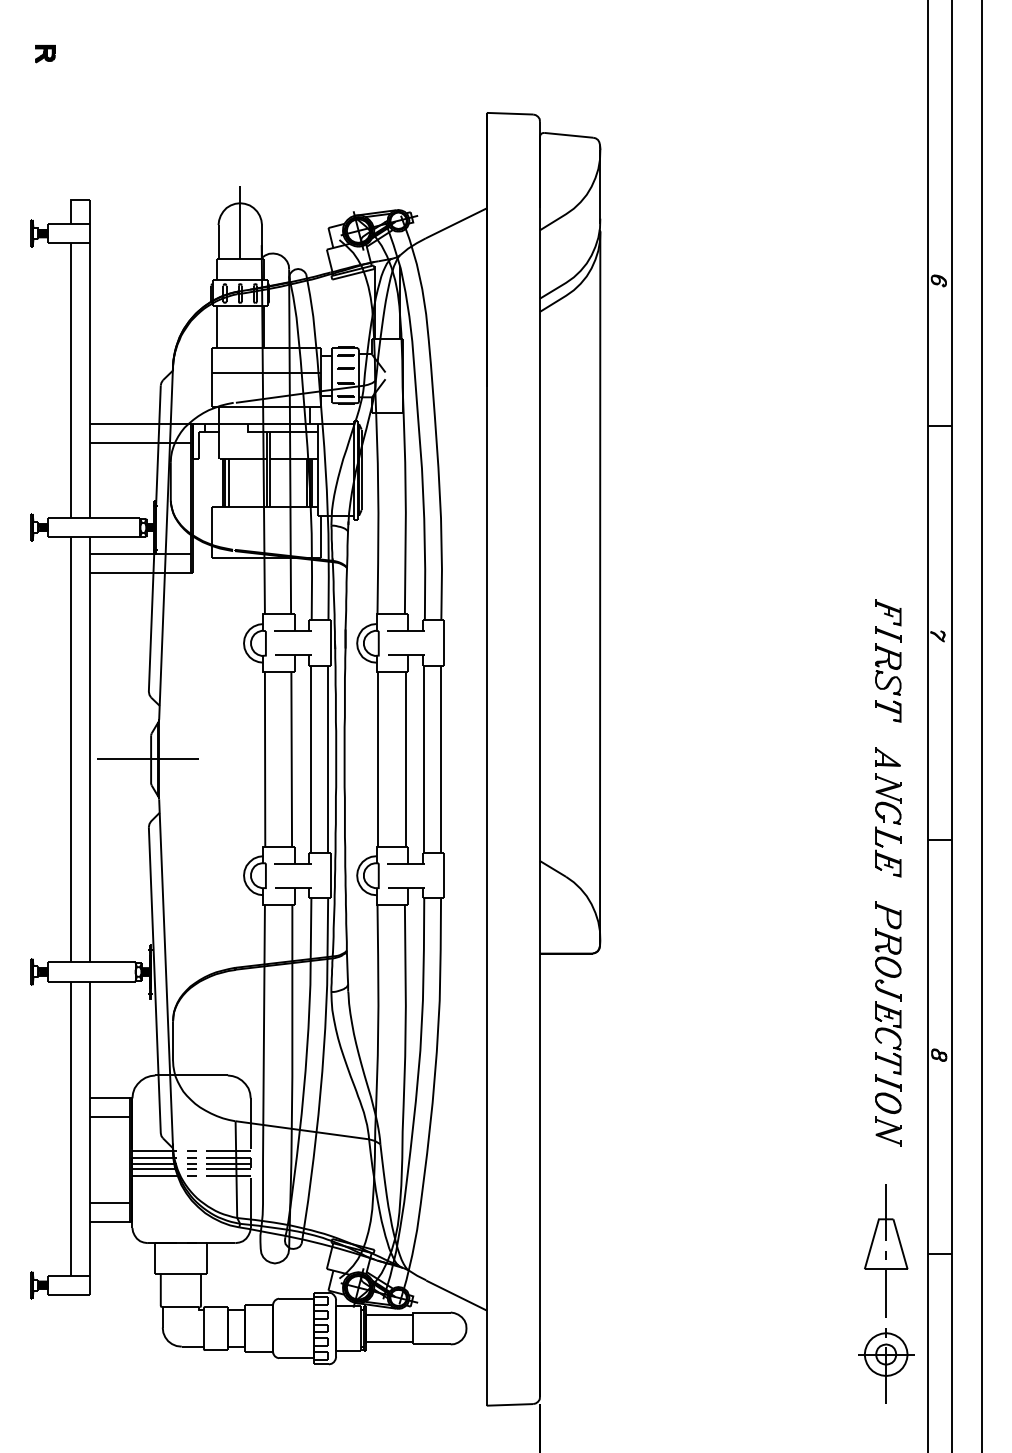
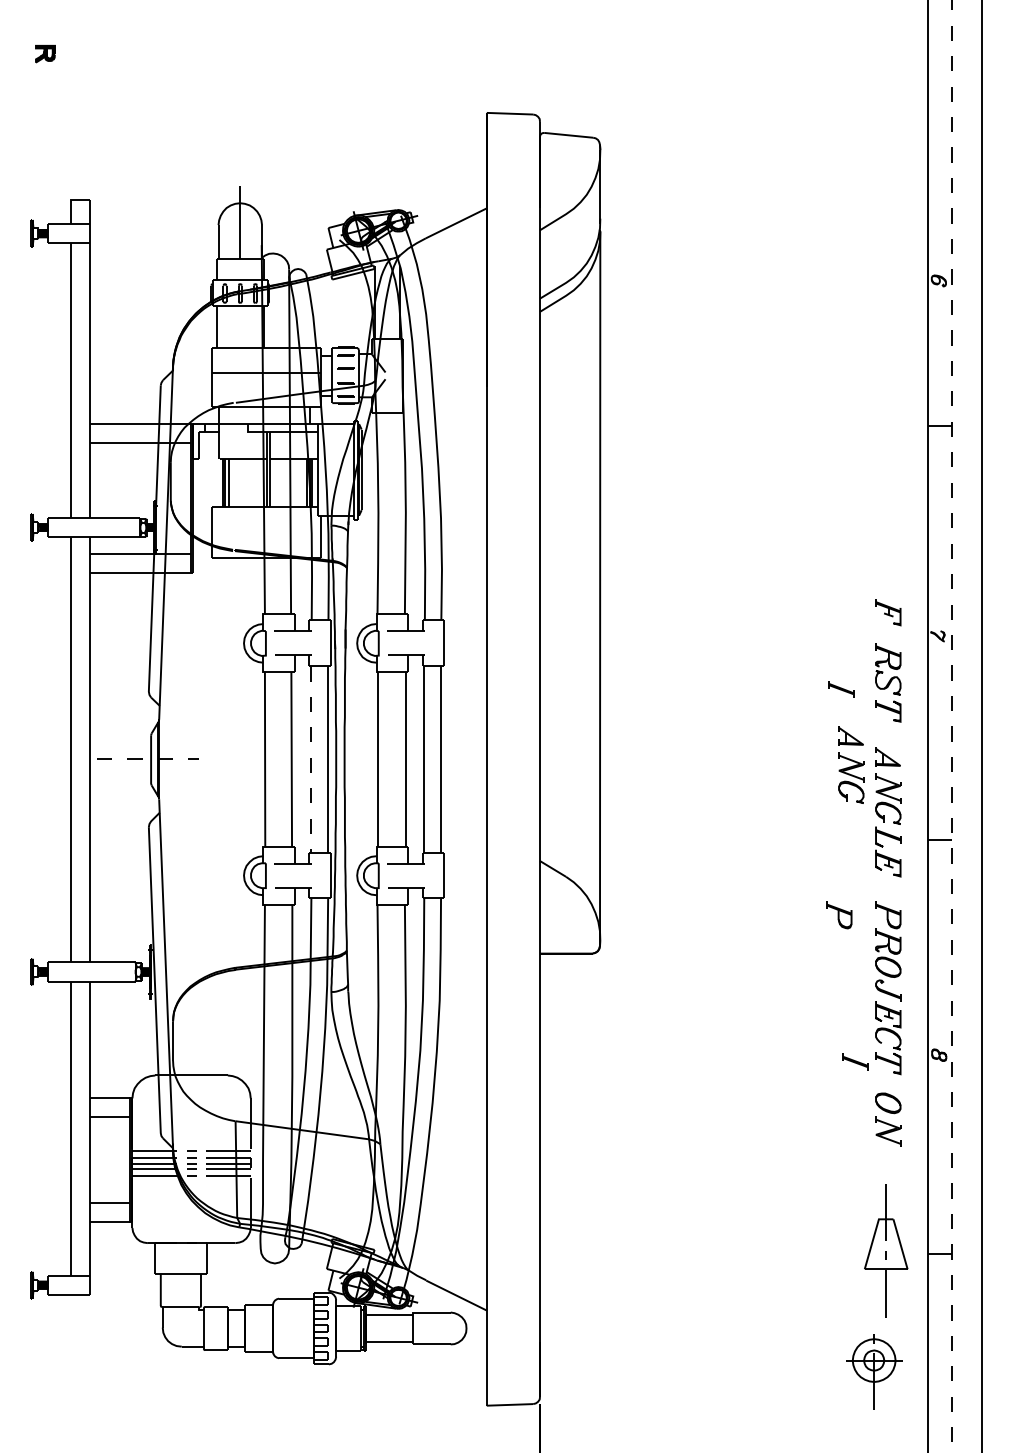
part position: (888, 634) -> (841, 689) (841, 689)
line: solid -> dashed (951, 726)
line: solid -> dashed (147, 759)
line: solid -> dashed (311, 759)
part: none -> present (851, 764)
part: none -> present (839, 915)
part position: (888, 1082) -> (855, 1061) (855, 1061)
part position: (886, 1365) -> (874, 1371) (874, 1371)
